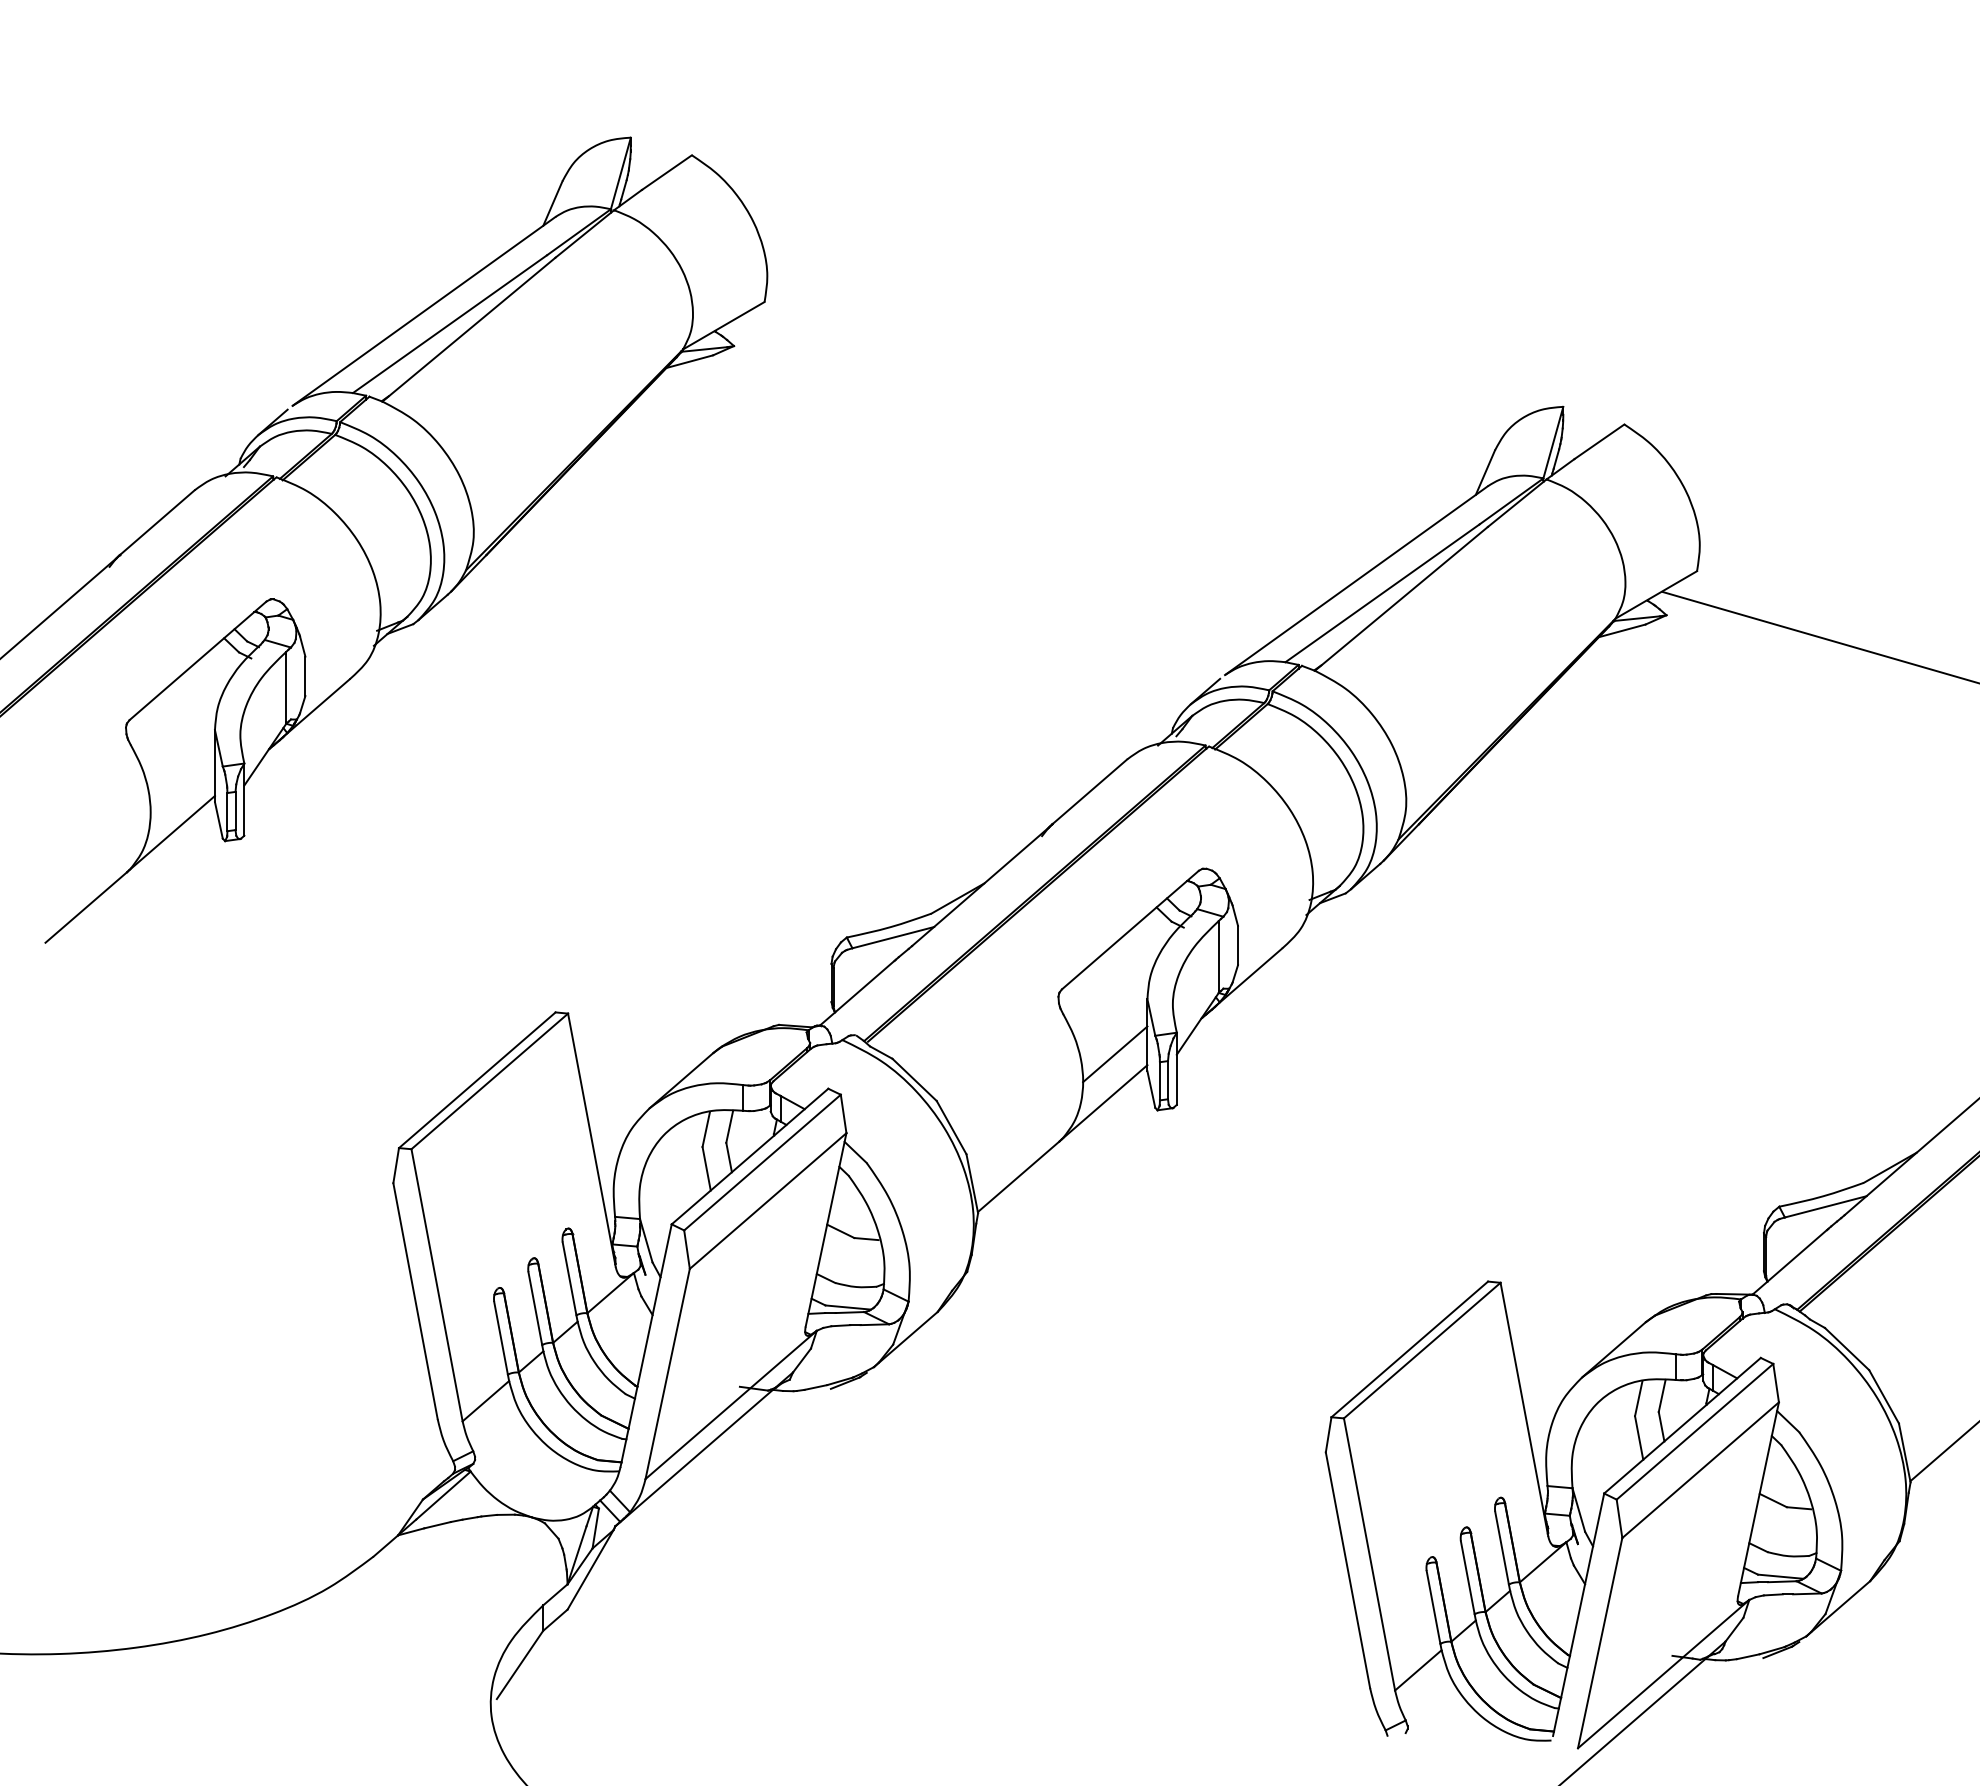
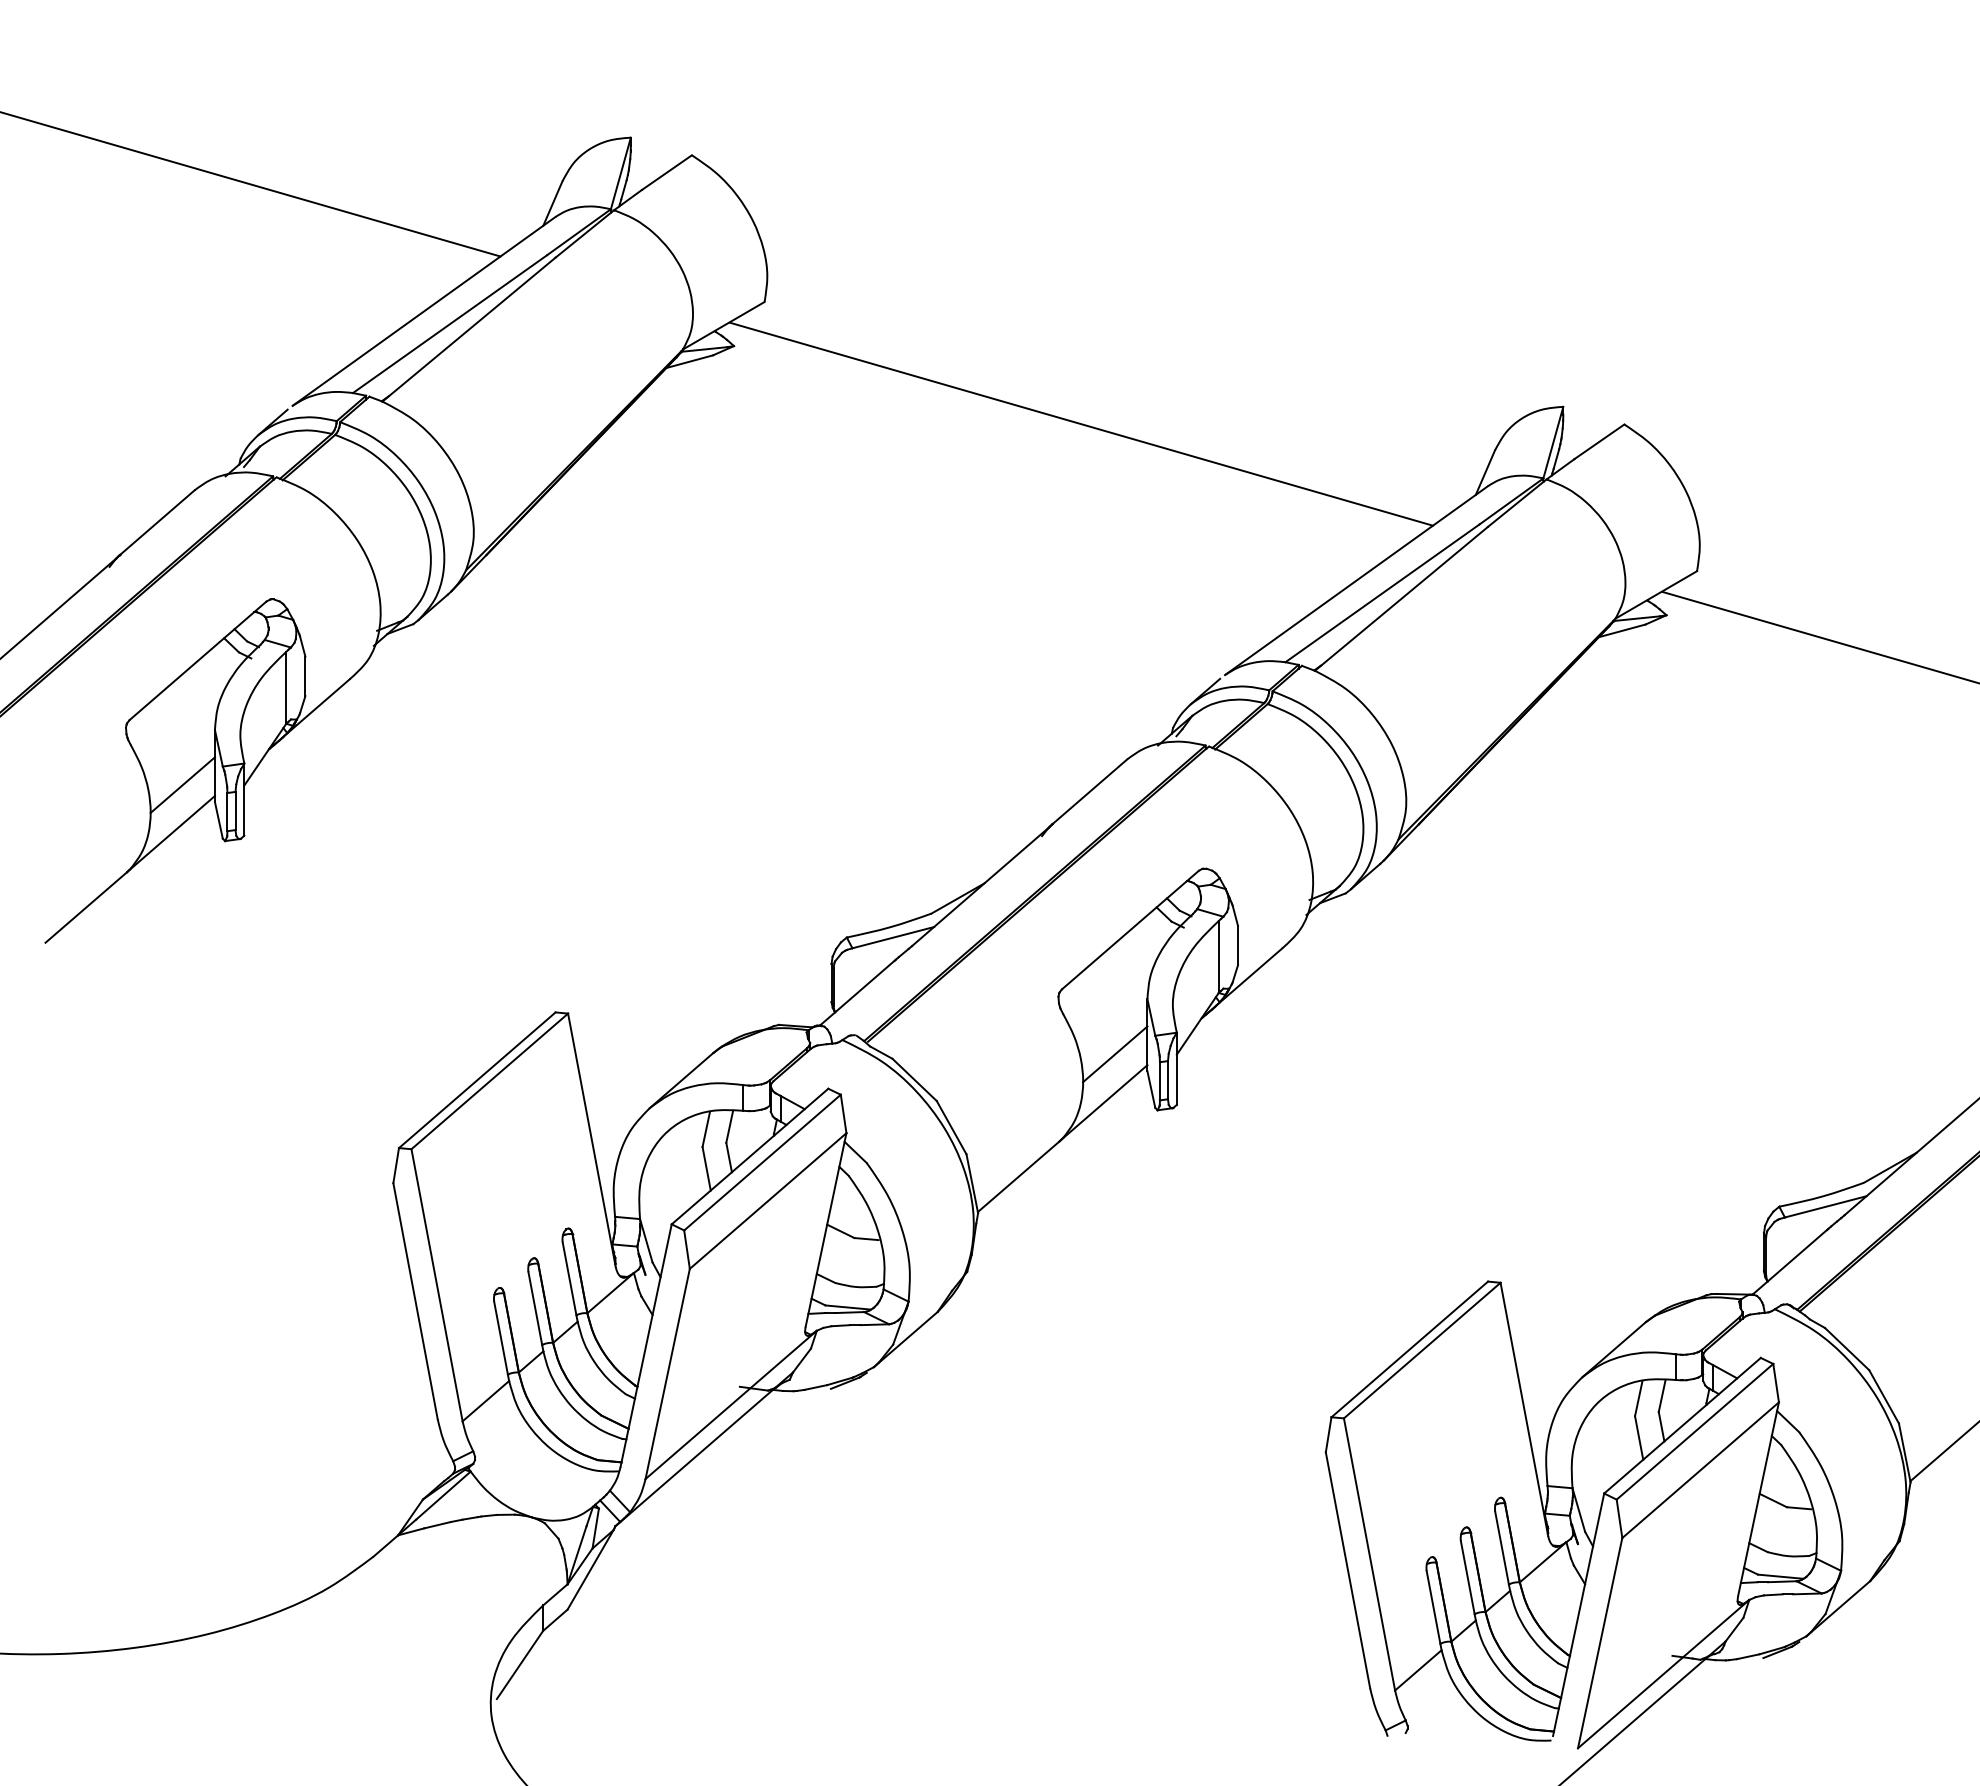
line: none -> present (251, 184)
line: none -> present (1081, 423)
line: none -> present (182, 784)
